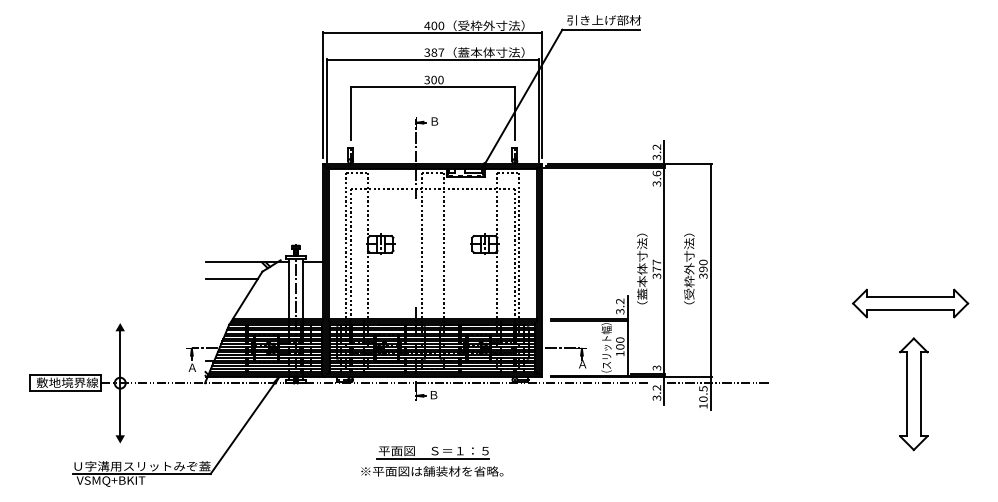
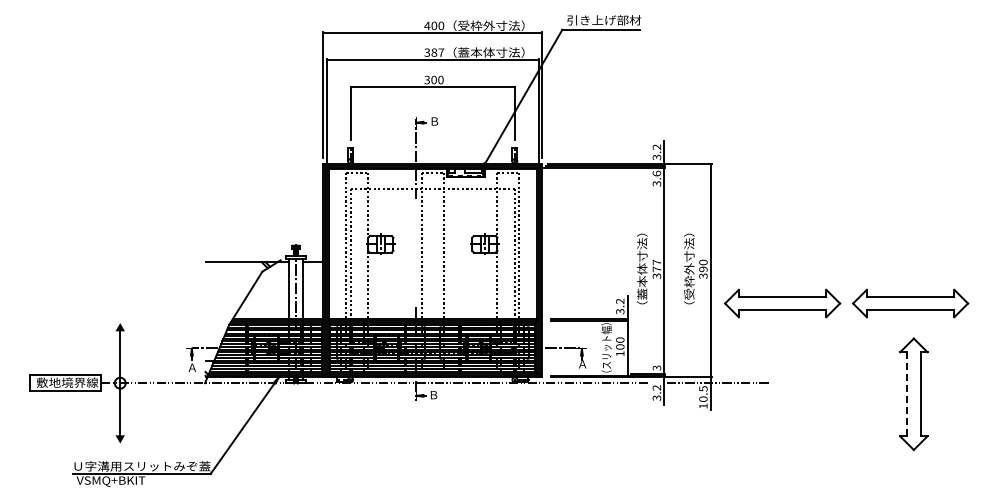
line: present -> none (231, 278)
part: none -> present (782, 303)
line: solid -> dashed (907, 393)
part: present -> none (432, 461)
